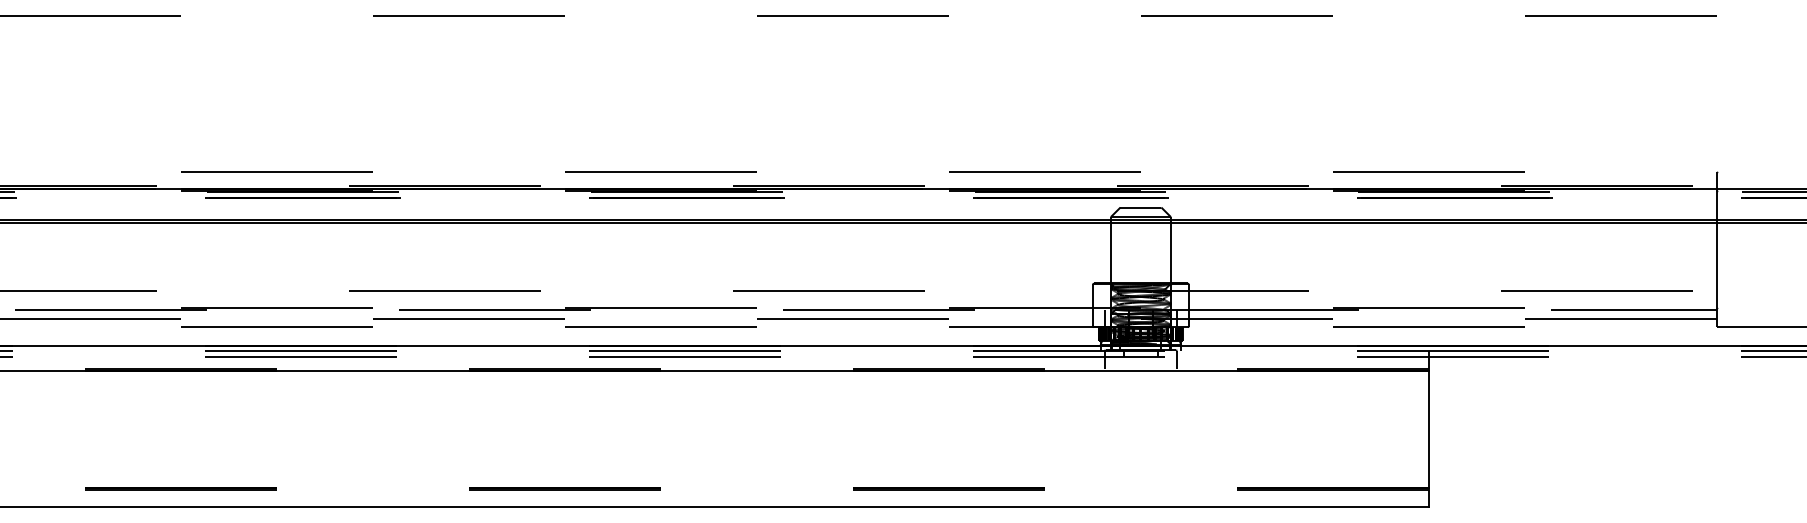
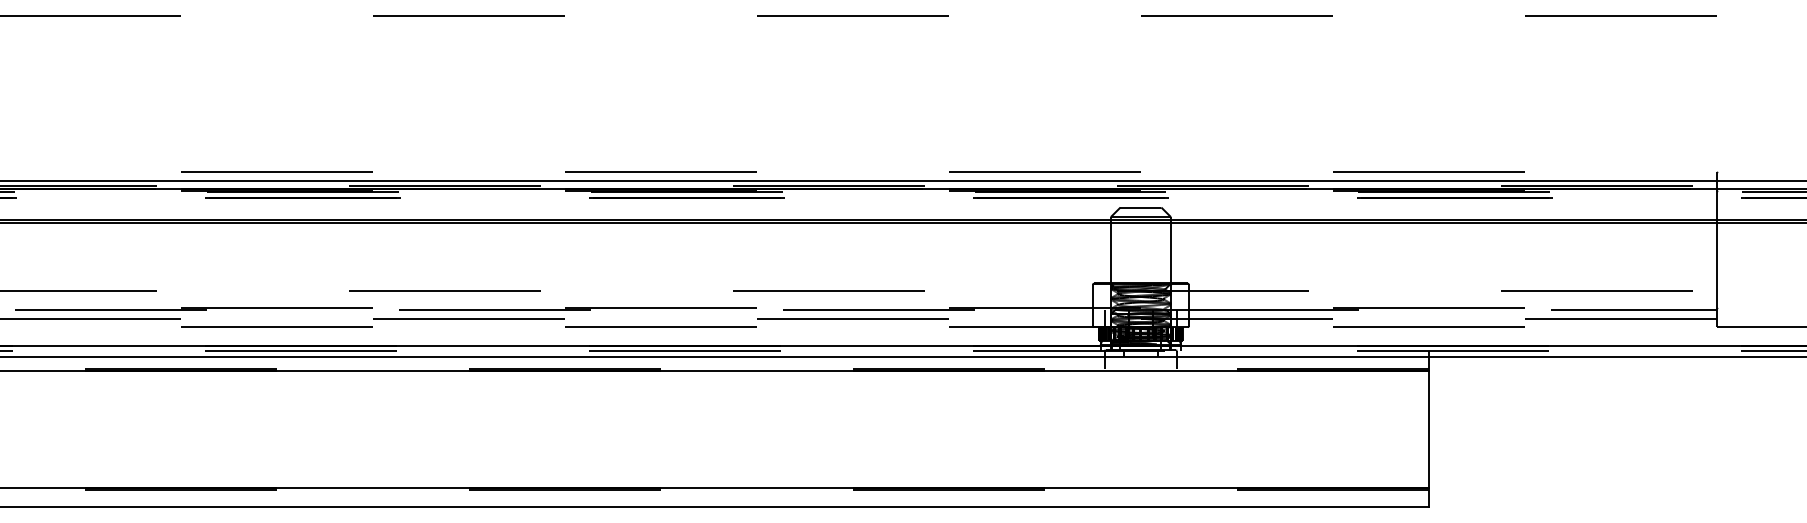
line: none -> present (902, 180)
line: dashed -> solid (903, 357)
line: dashed -> solid (715, 488)
